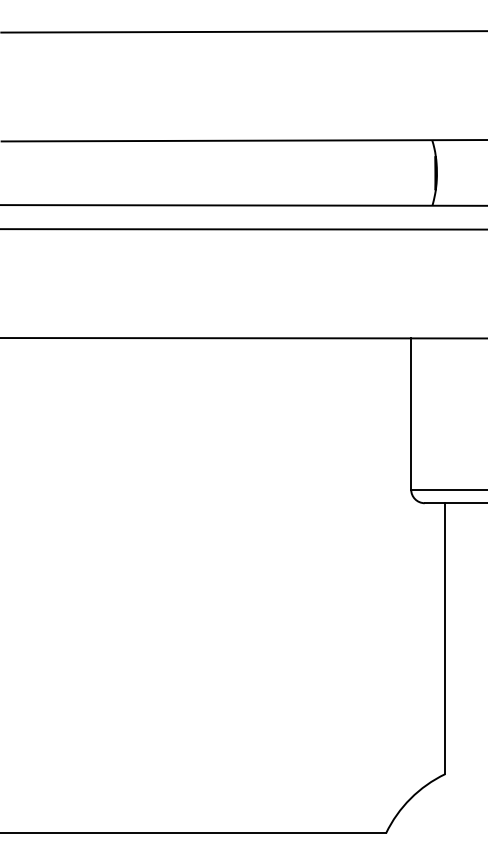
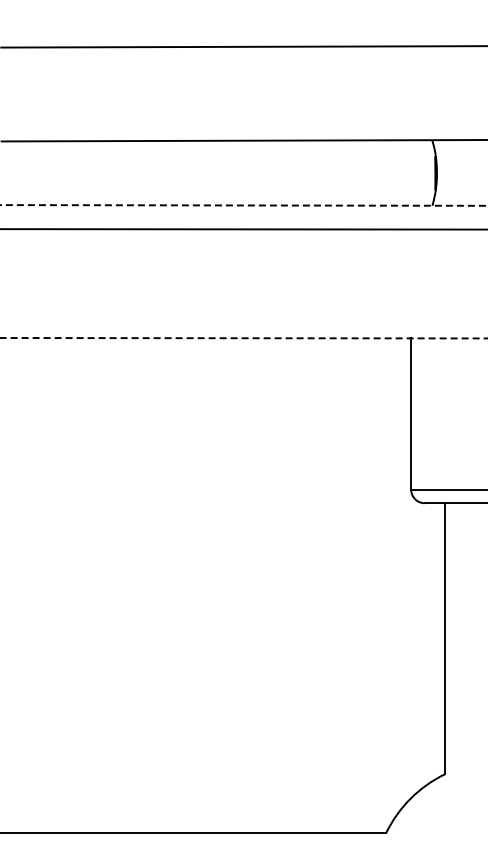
line position: (243, 31) -> (243, 46) (243, 46)
line: solid -> dashed (243, 205)
line: solid -> dashed (244, 338)
